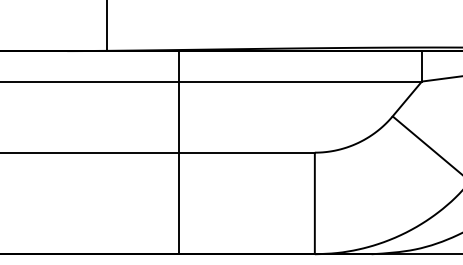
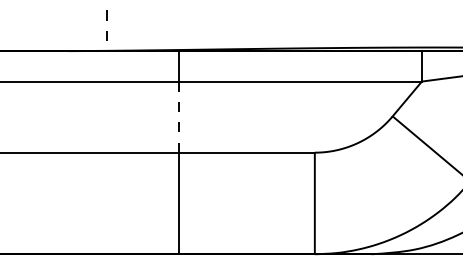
line: solid -> dashed (106, 26)
line: solid -> dashed (179, 117)
